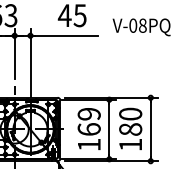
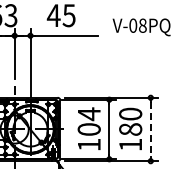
text position: (71, 15) -> (60, 15) (60, 15)
text: 169 -> 104 (88, 121)
line: solid -> dashed (150, 130)
